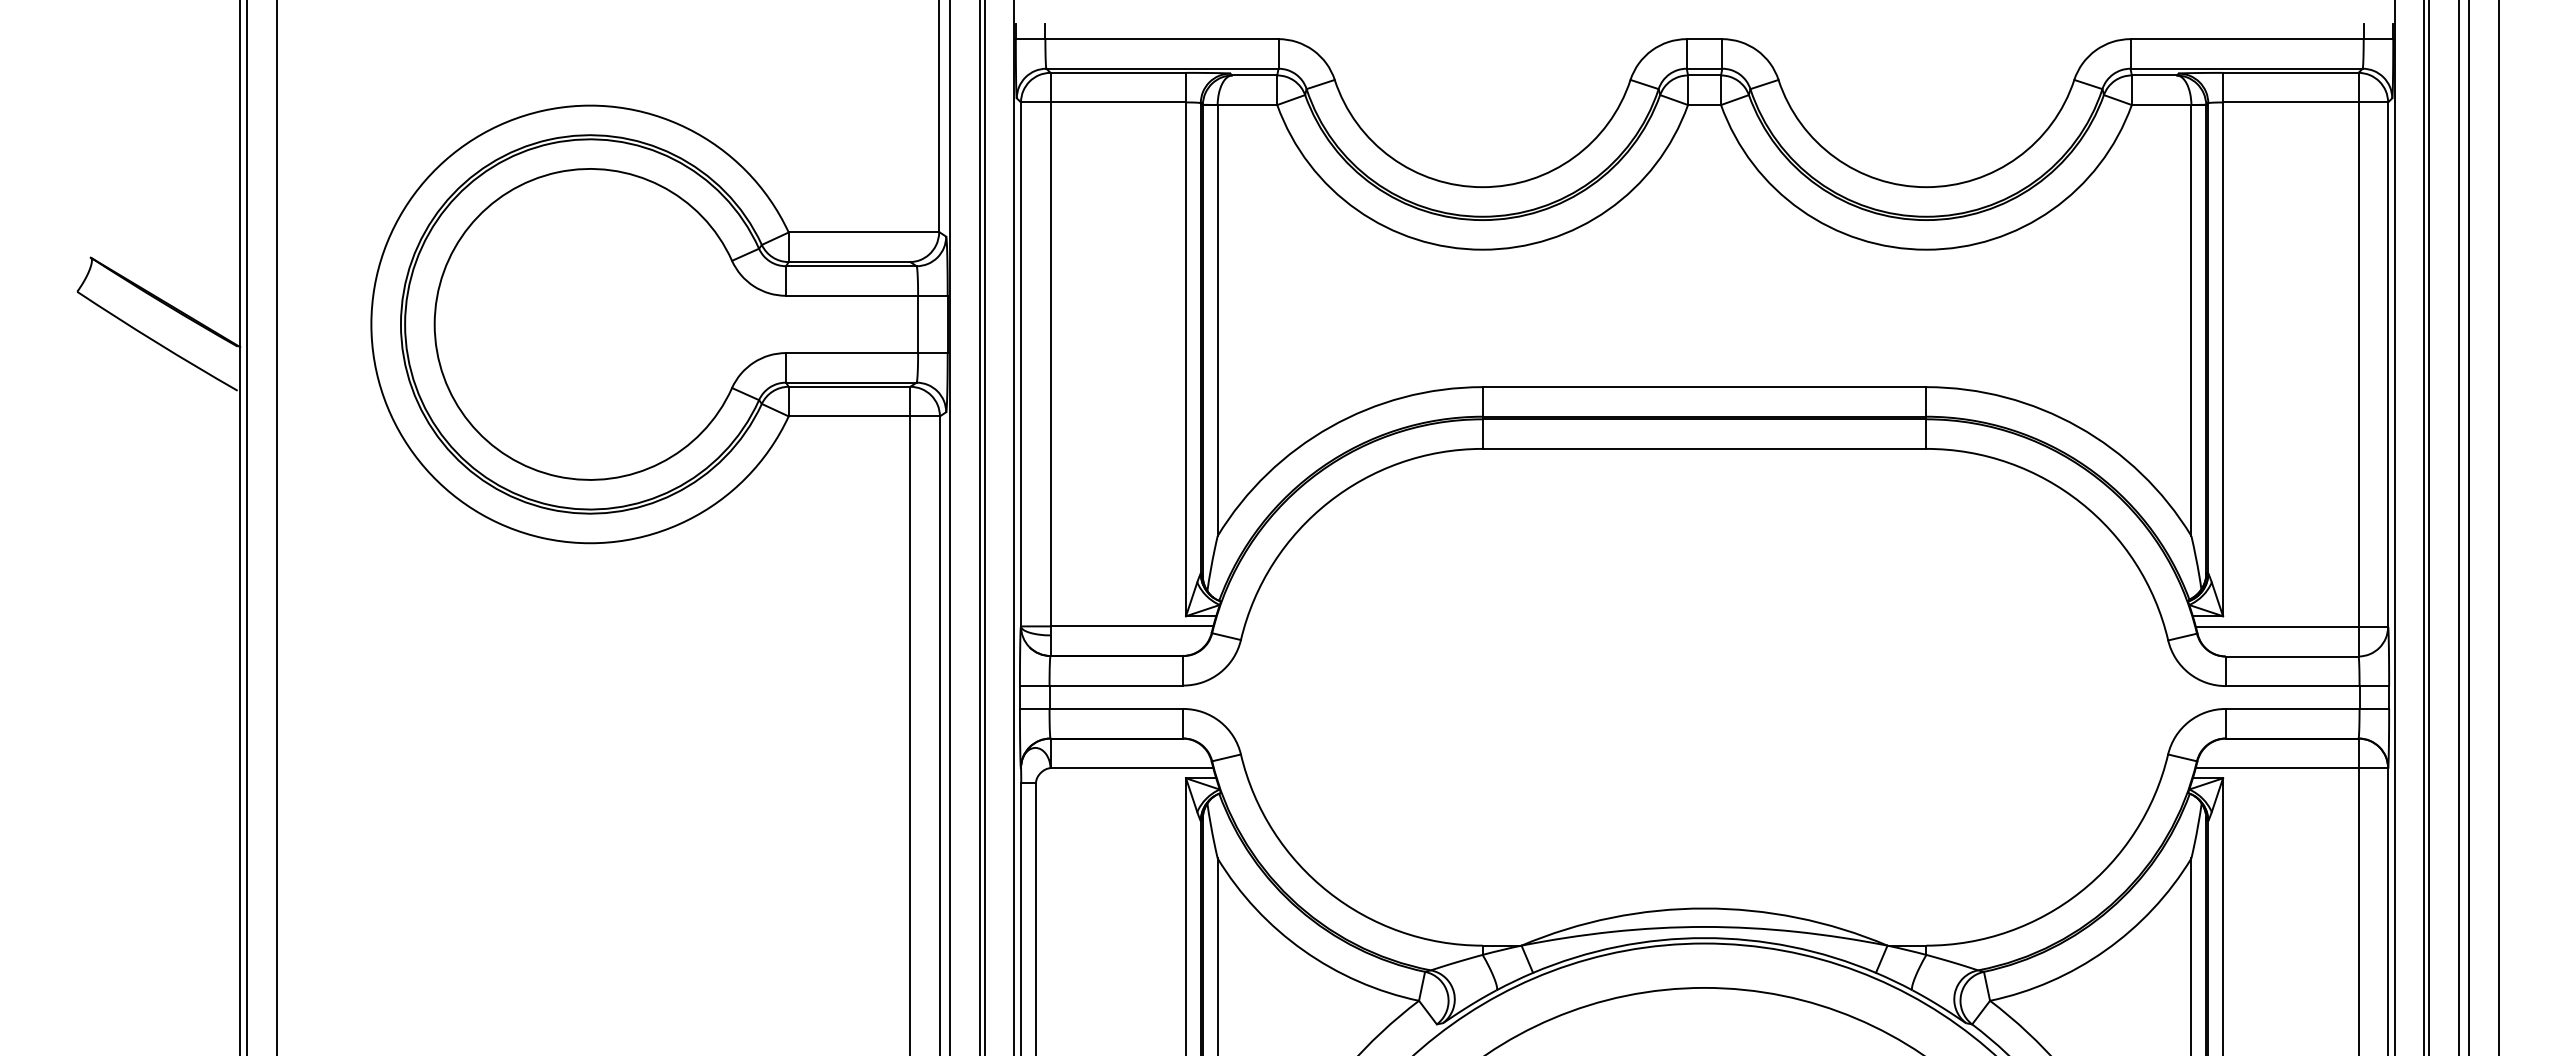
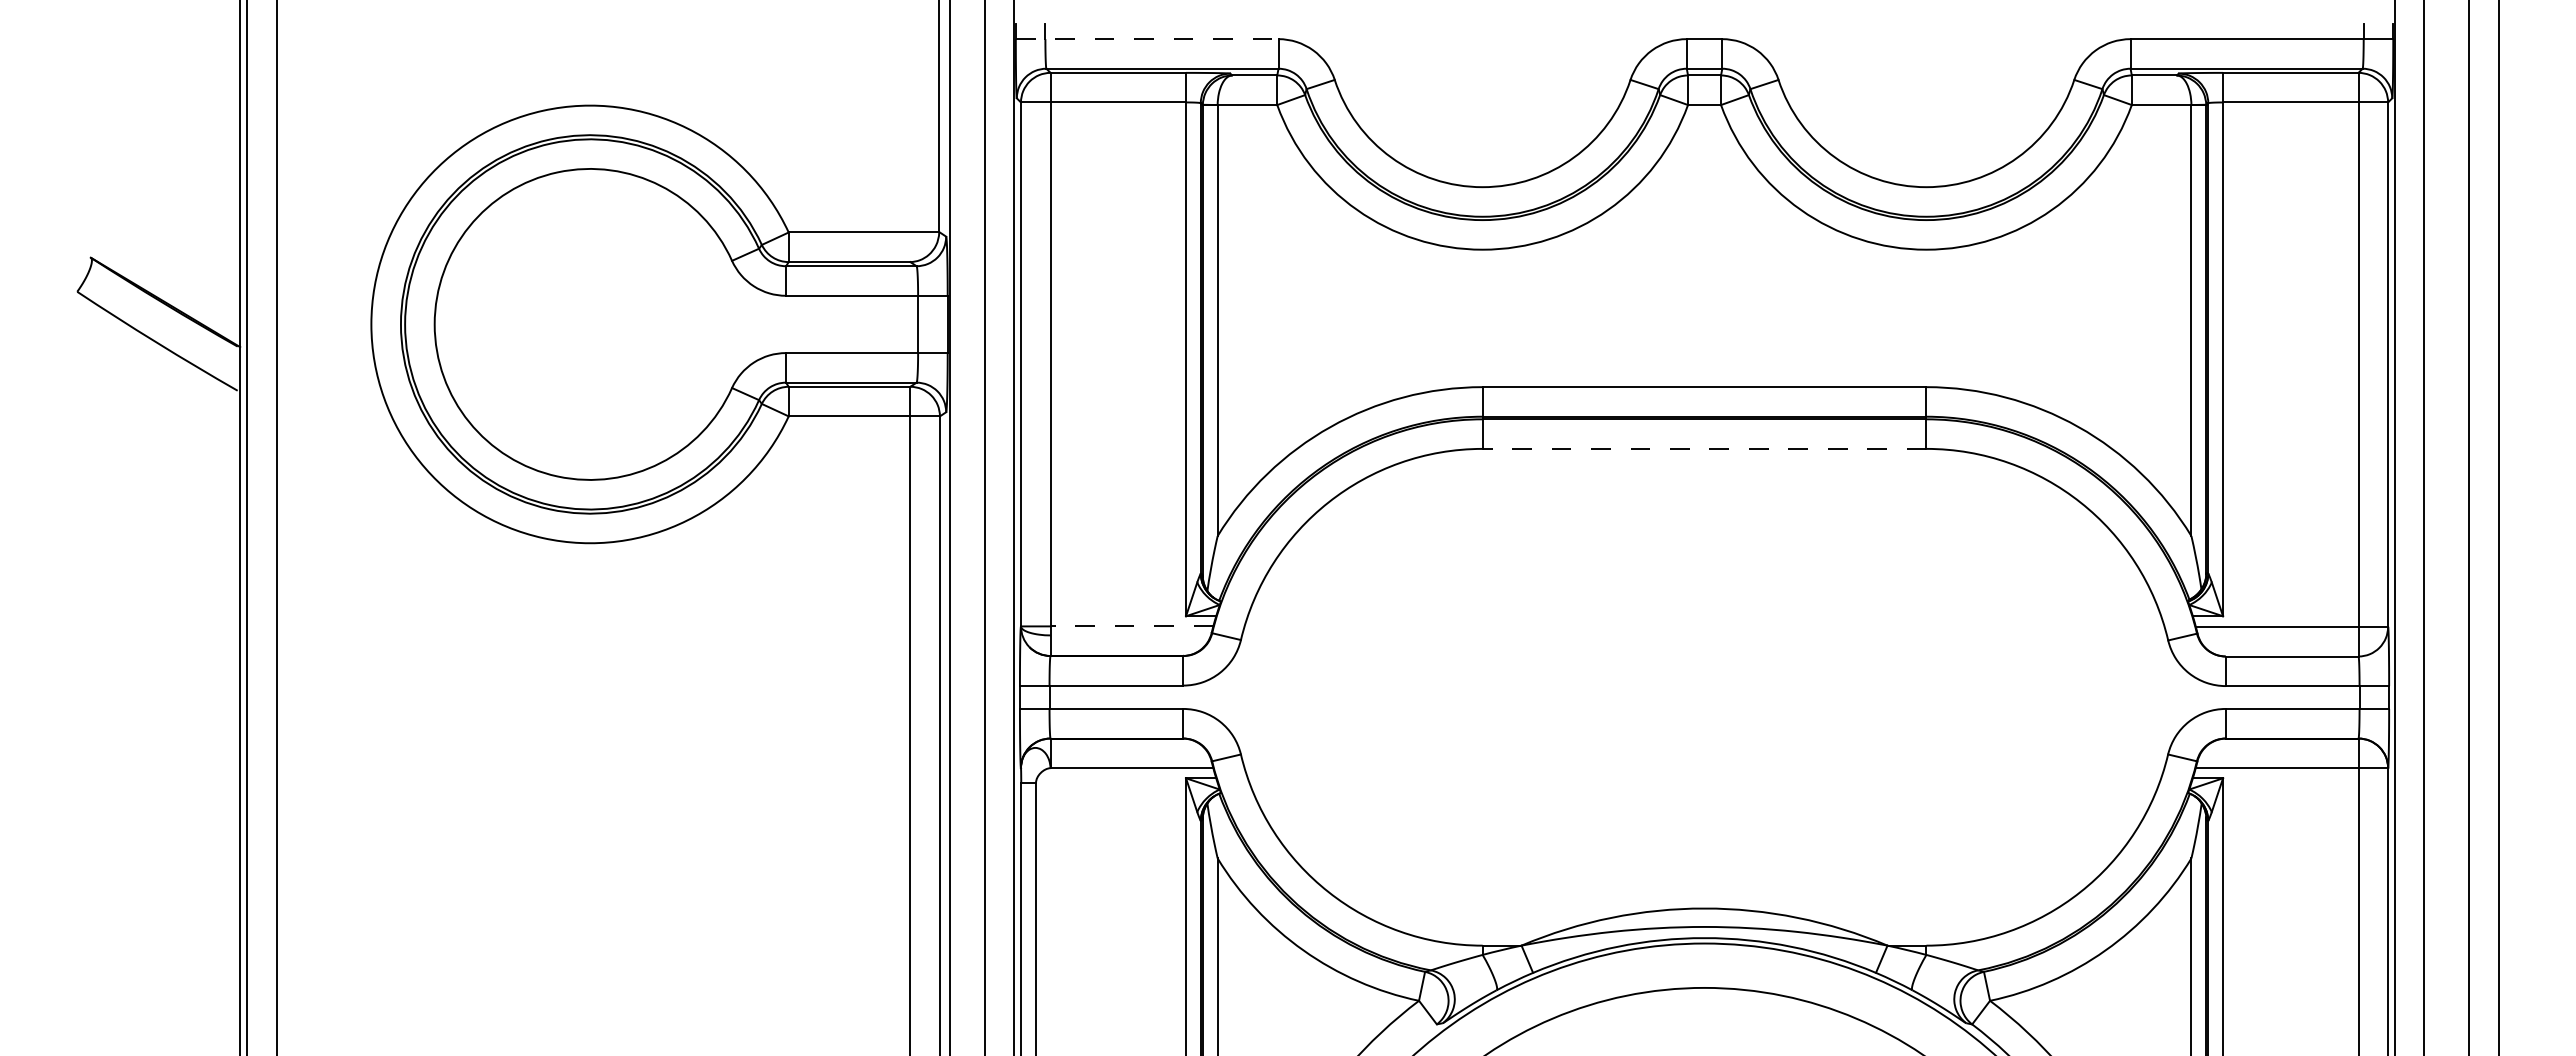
line: solid -> dashed (1147, 39)
line: solid -> dashed (1704, 448)
line: present -> none (979, 527)
line: present -> none (2429, 527)
line: present -> none (2459, 527)
line: solid -> dashed (1131, 626)
